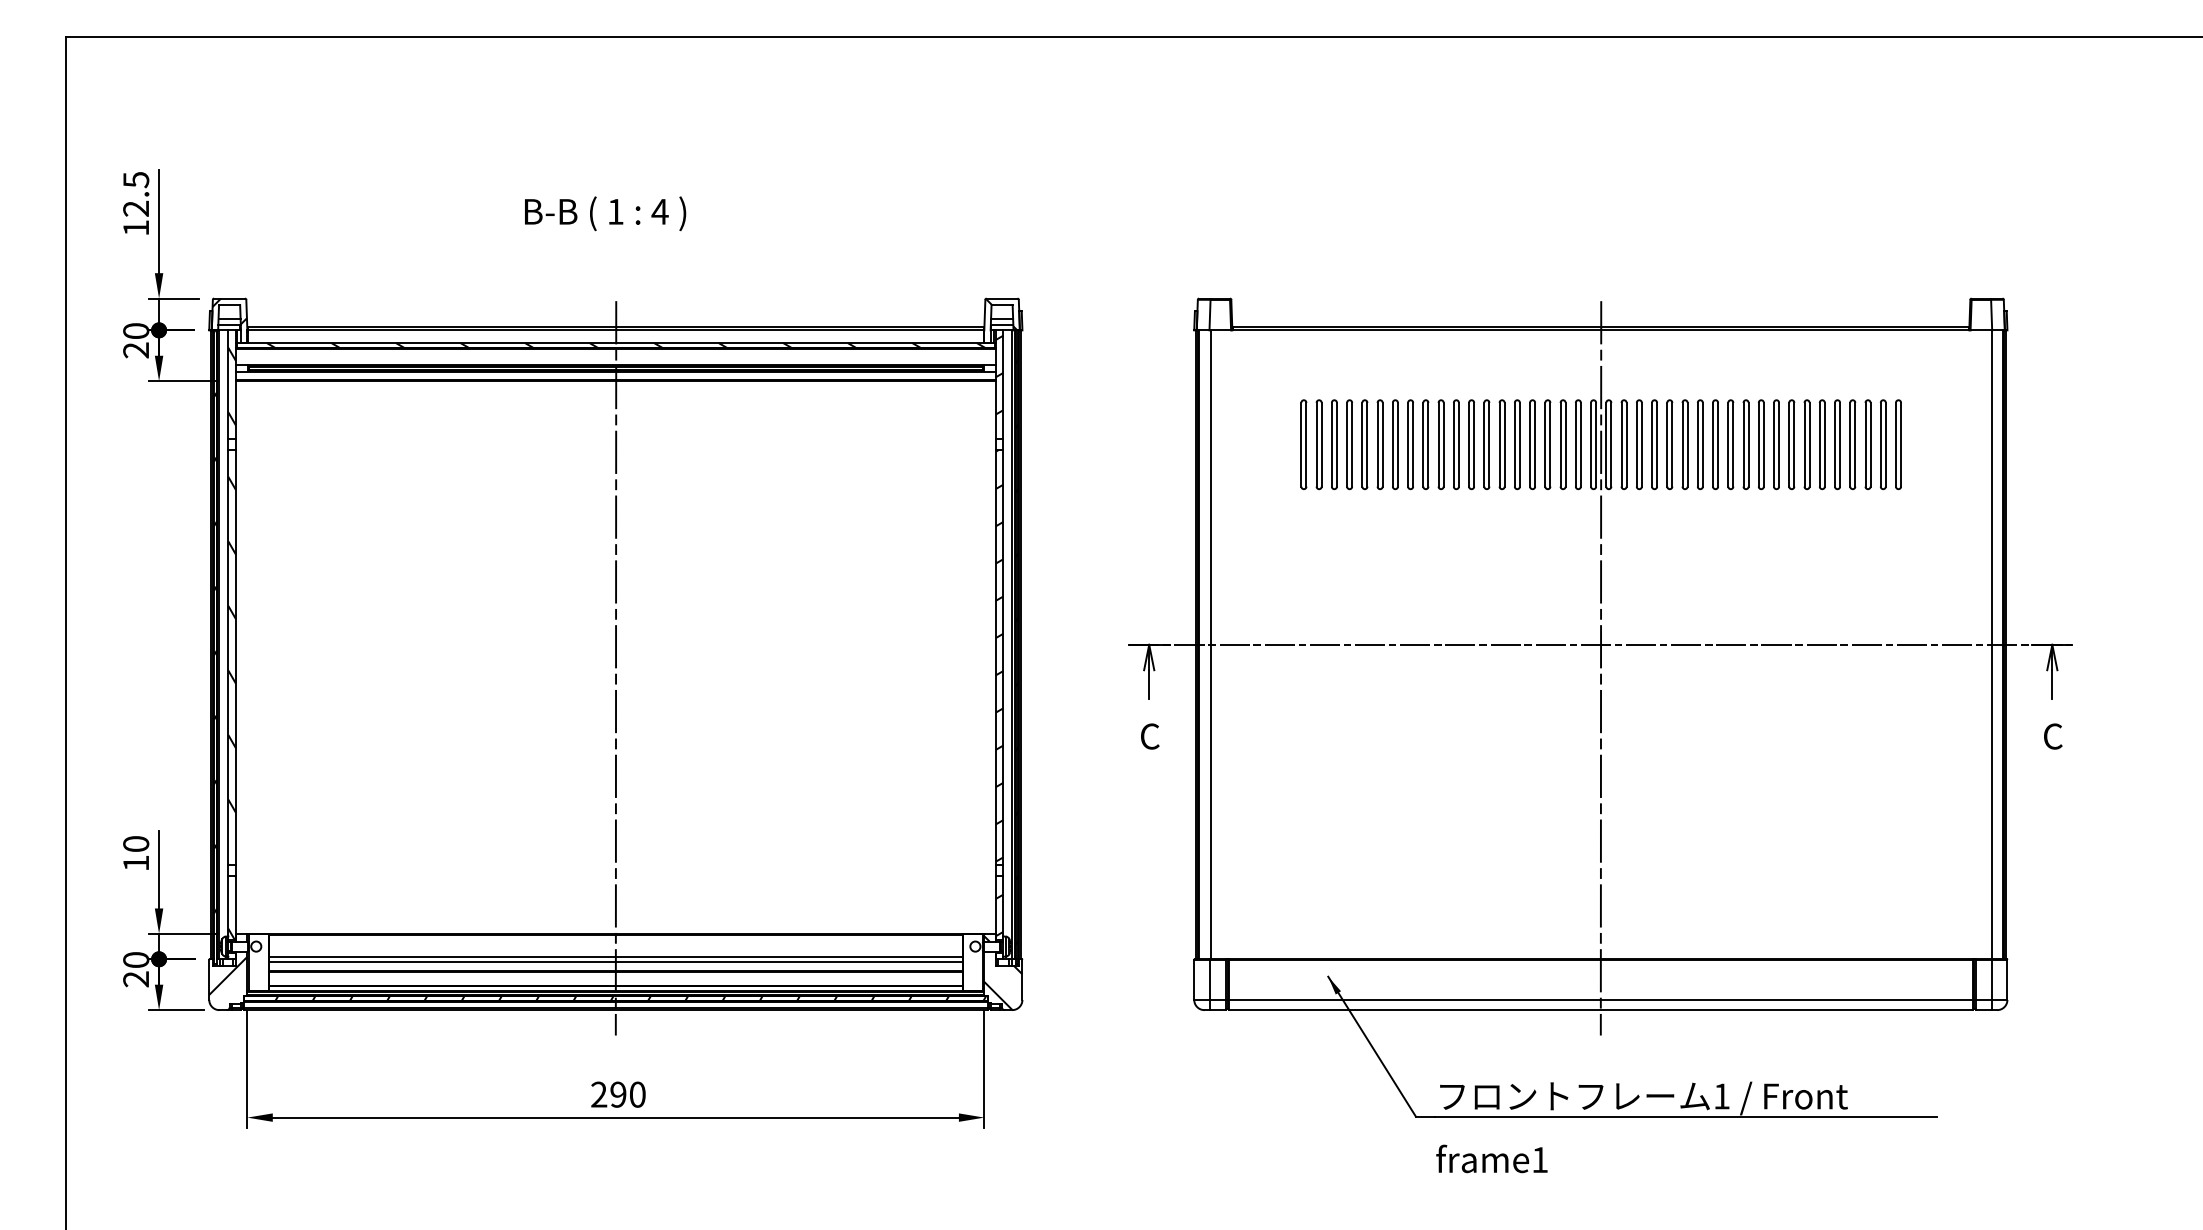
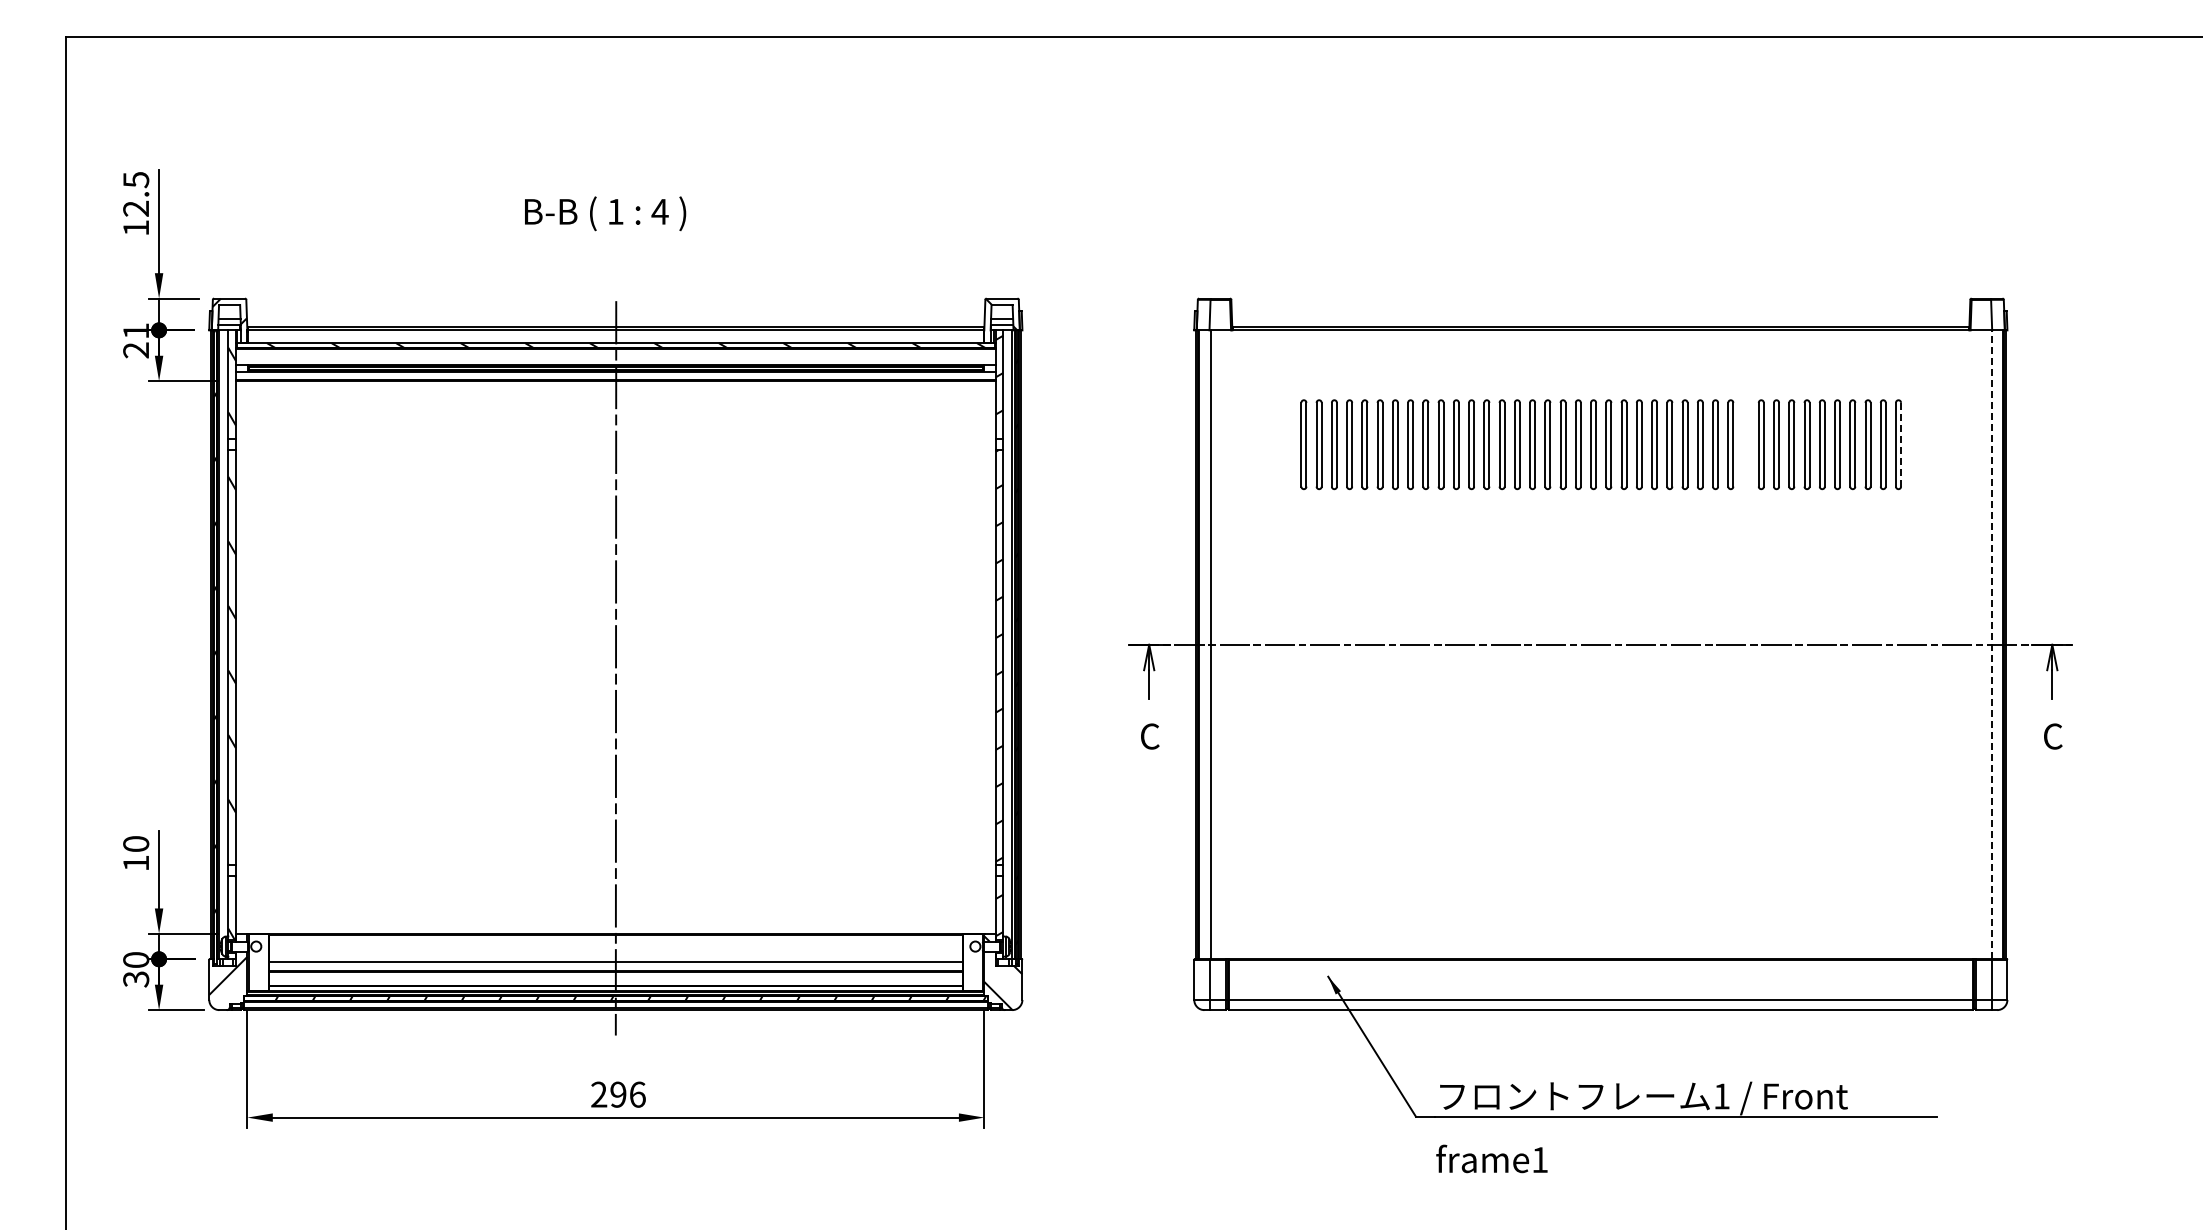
text: 20 -> 21 (136, 330)
part: present -> none (1745, 444)
line: solid -> dashed (1901, 444)
line: solid -> dashed (1991, 644)
line: present -> none (1600, 668)
line: present -> none (615, 956)
text: 20 -> 30 (136, 979)
text: 290 -> 296 (637, 1094)
